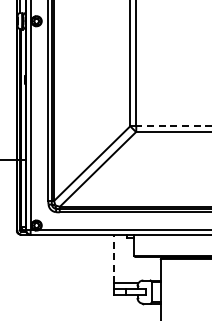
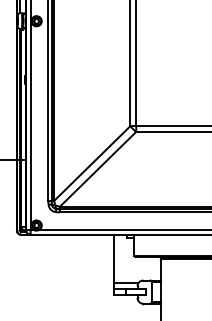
line: dashed -> solid (173, 126)
line: dashed -> solid (114, 258)
